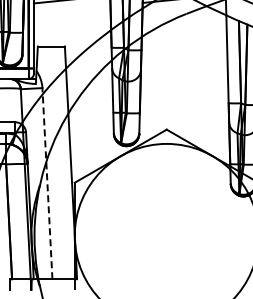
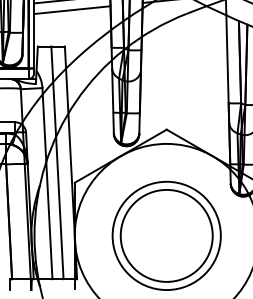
line: none -> present (72, 10)
line: none -> present (57, 162)
line: dashed -> solid (47, 183)
part: none -> present (166, 235)
